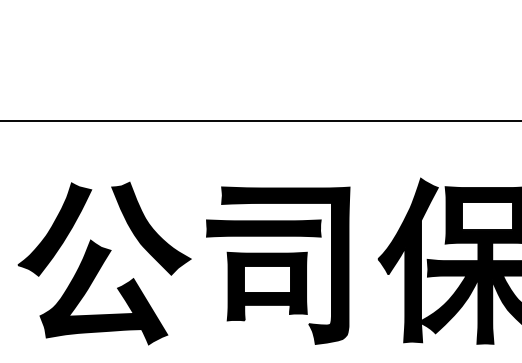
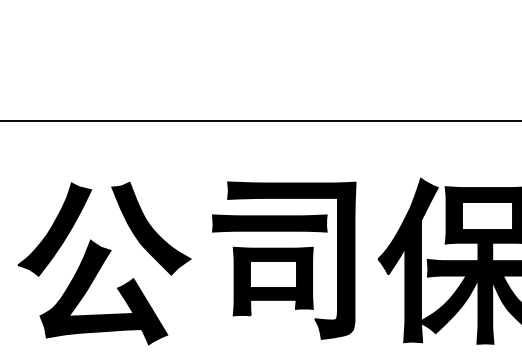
part position: (278, 265) -> (284, 260) (284, 260)
